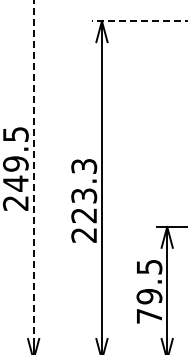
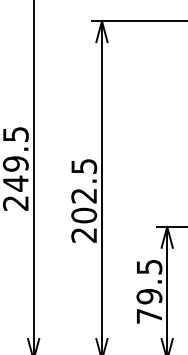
line: dashed -> solid (139, 21)
line: dashed -> solid (33, 170)
text: 223.3 -> 202.5 (84, 191)
